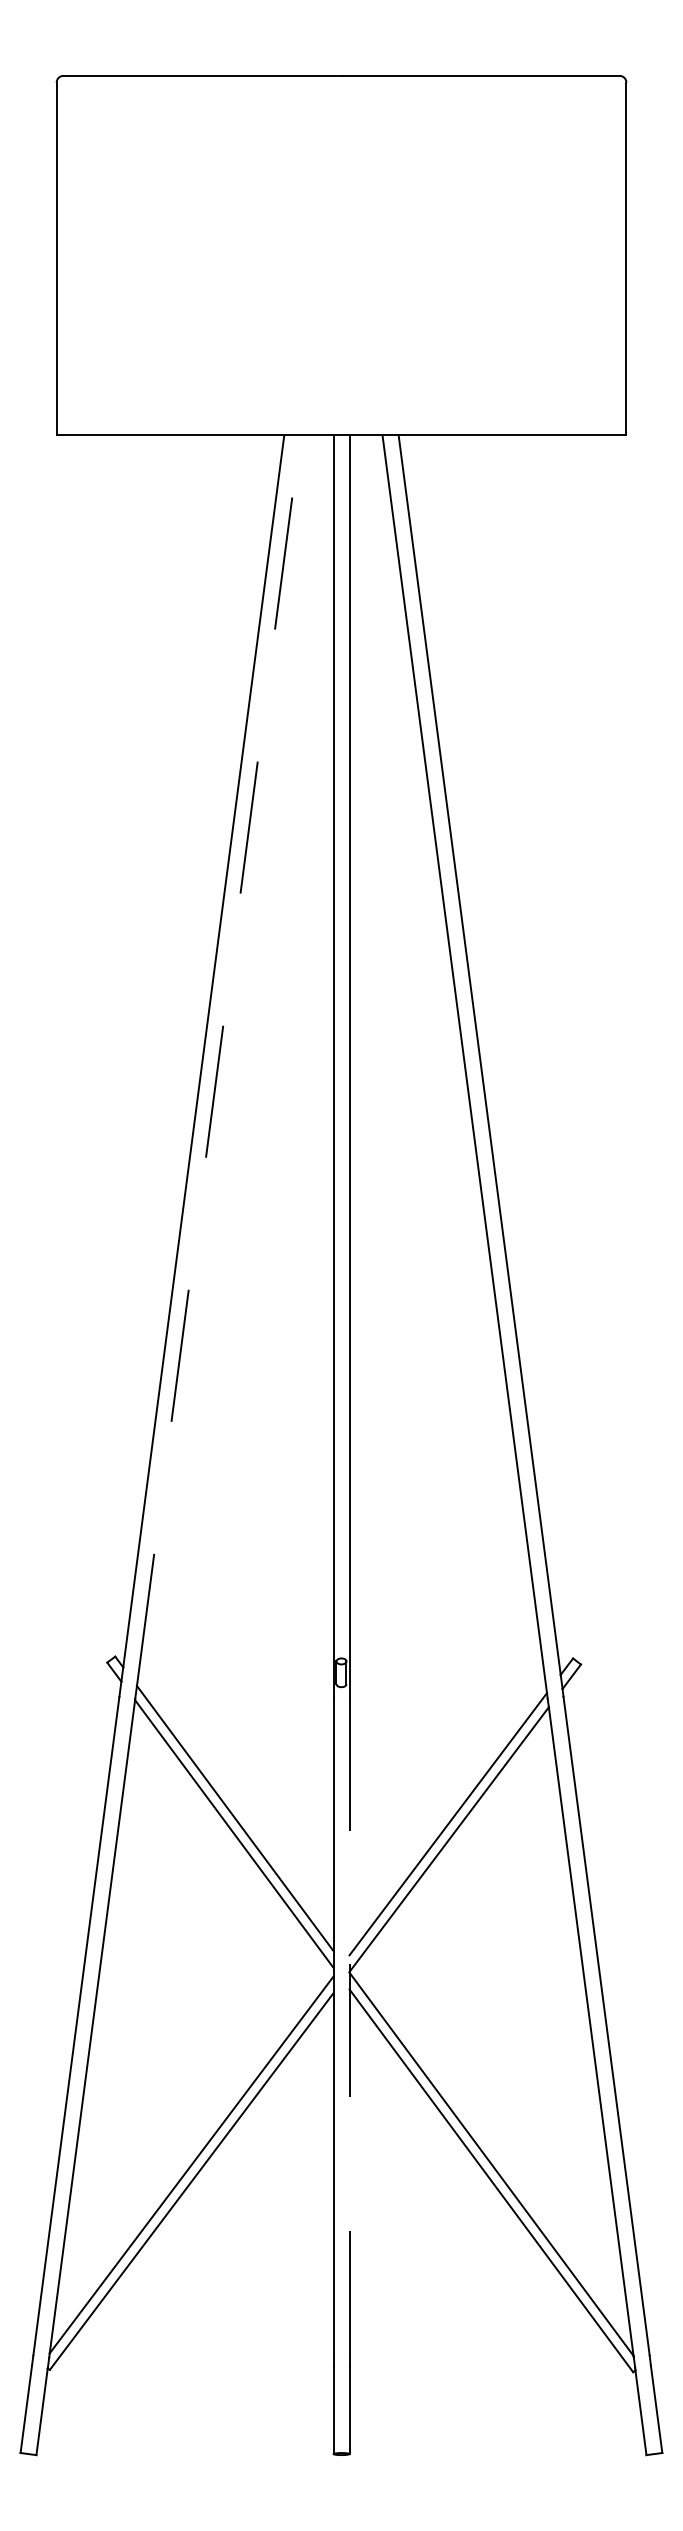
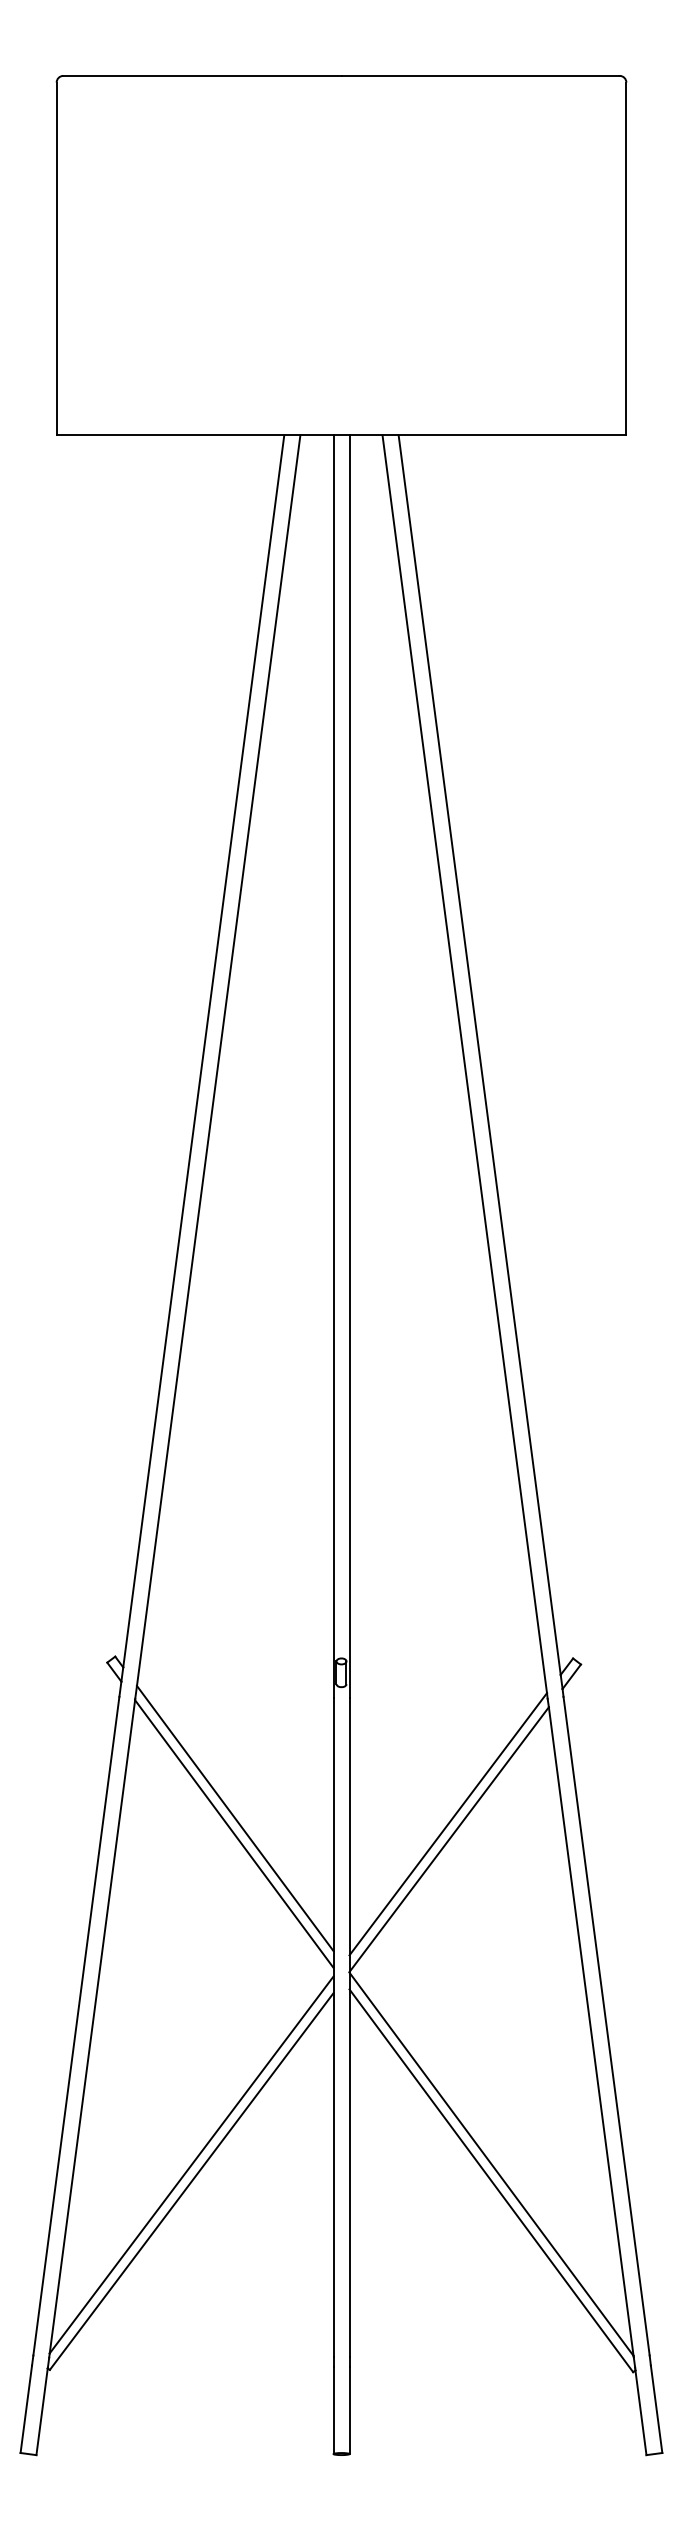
line: dashed -> solid (218, 1060)
line: dashed -> solid (349, 2027)
